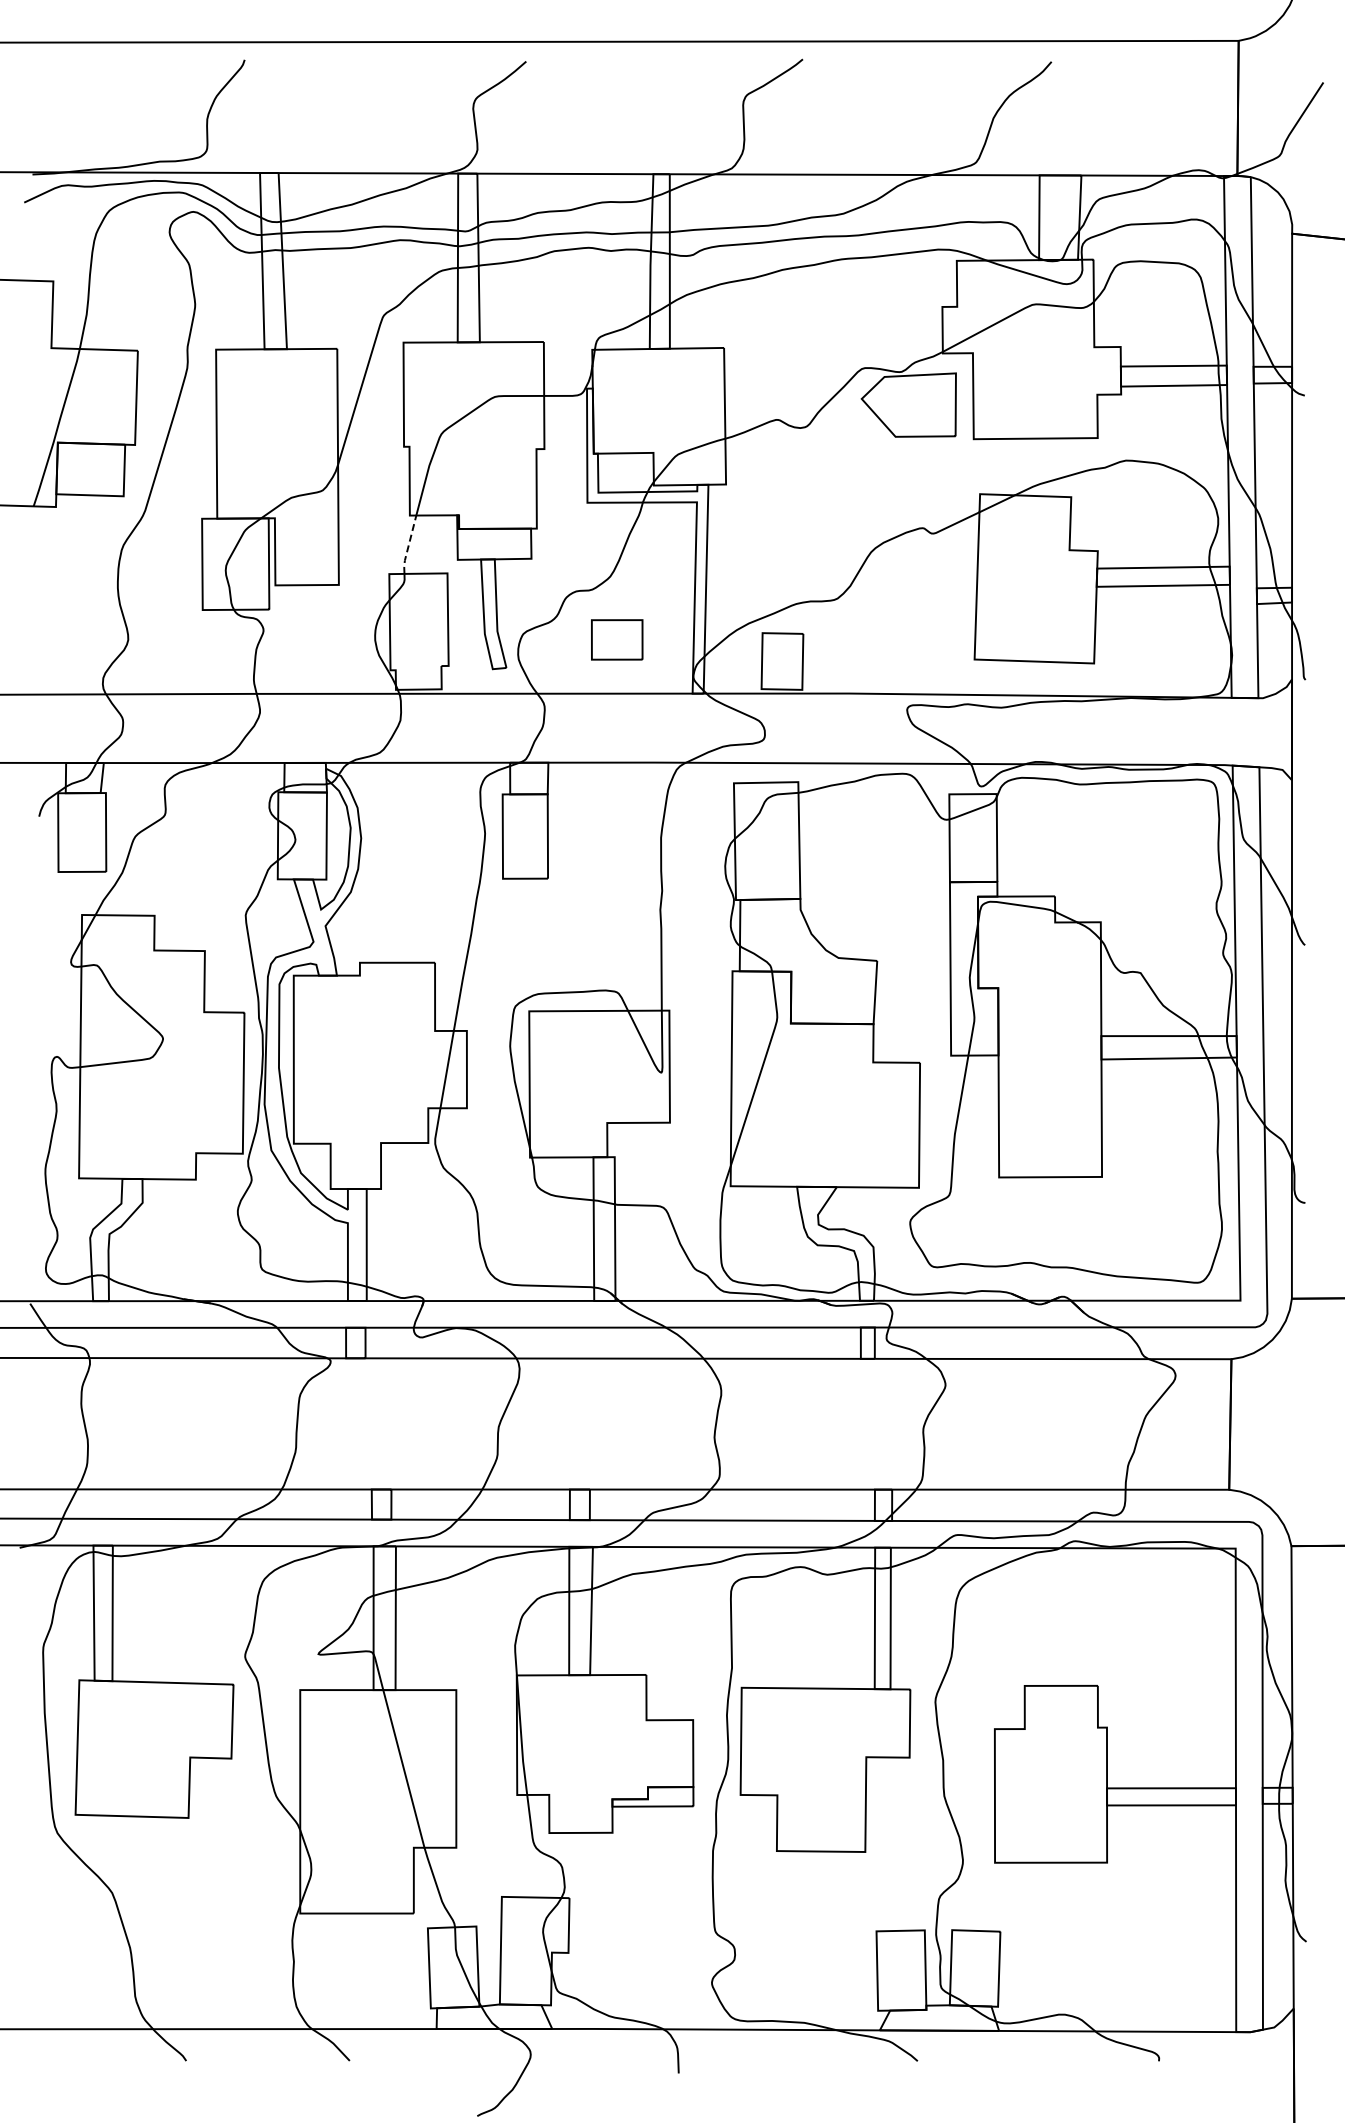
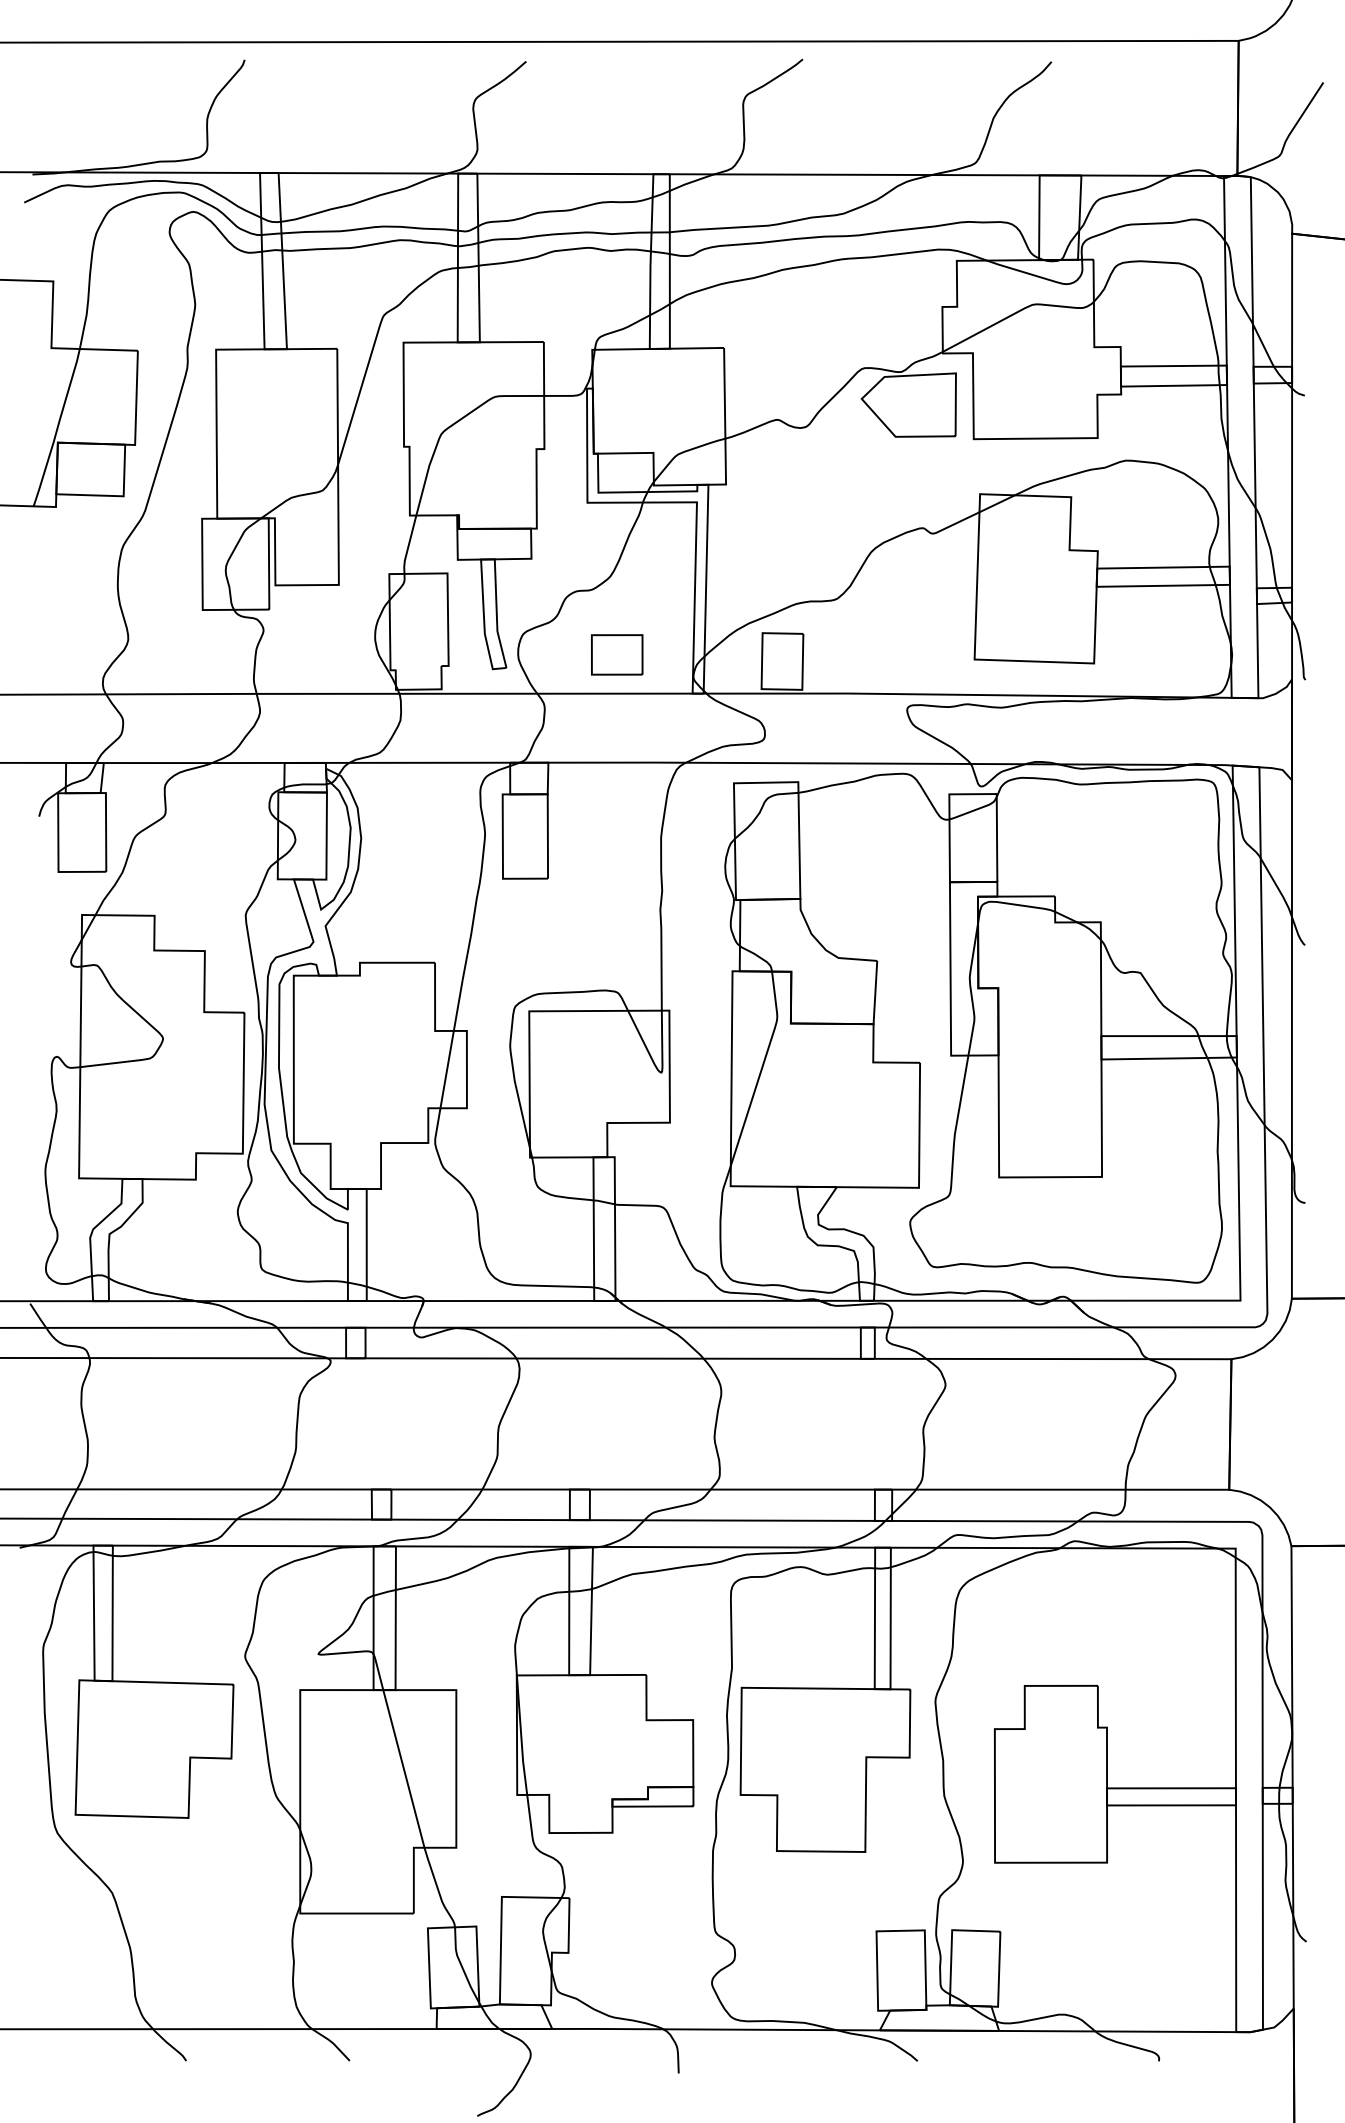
line: dashed -> solid (408, 545)
part position: (617, 639) -> (617, 654) (617, 654)
